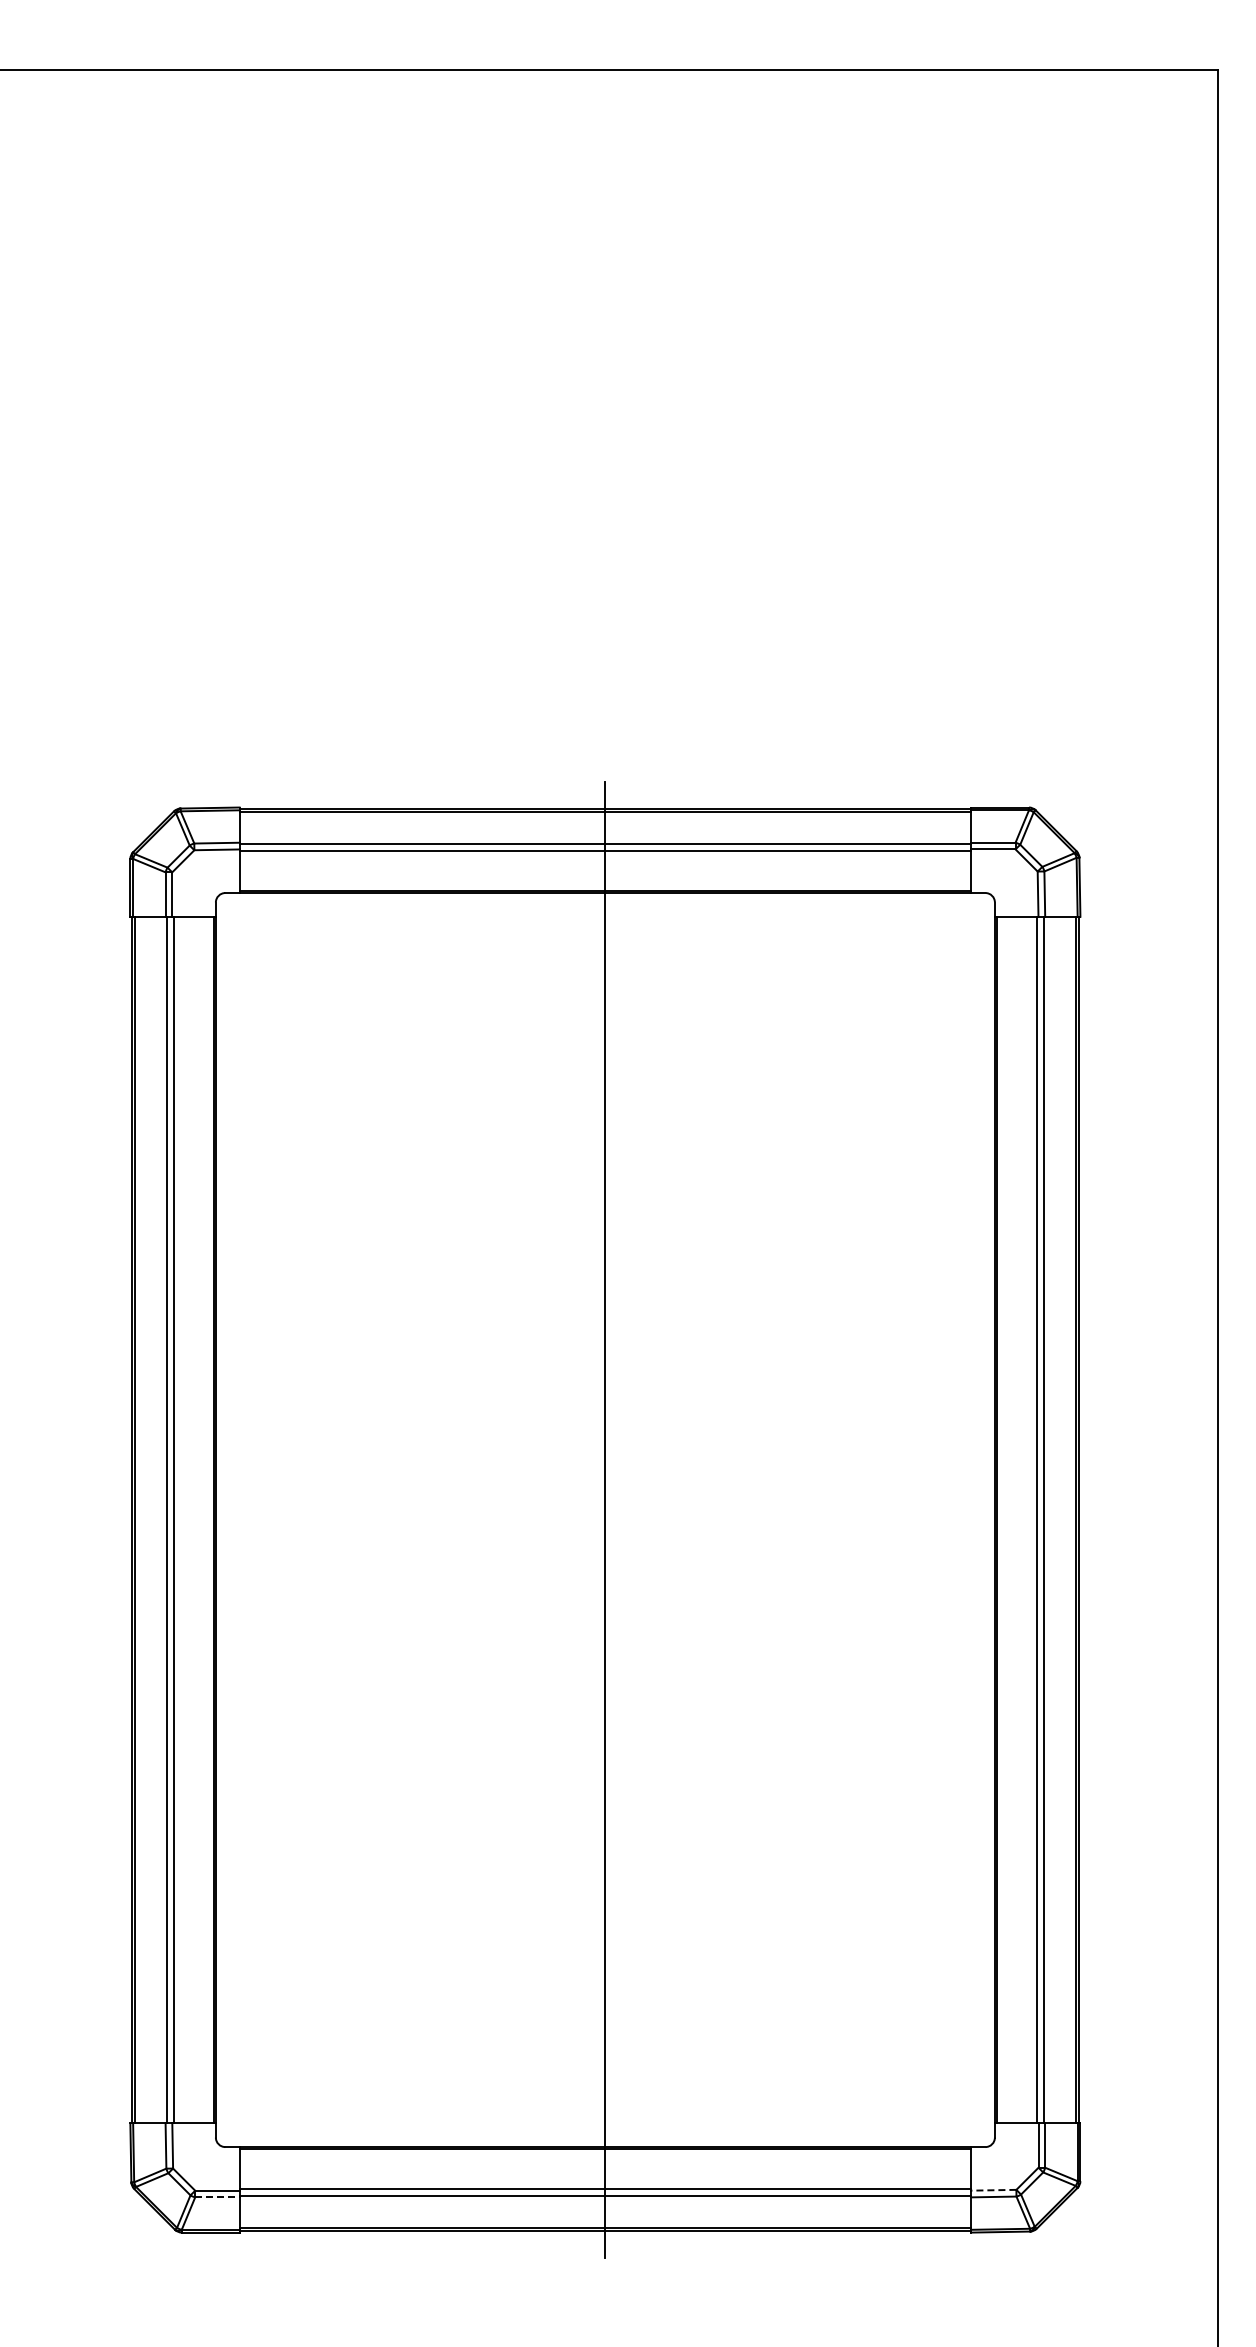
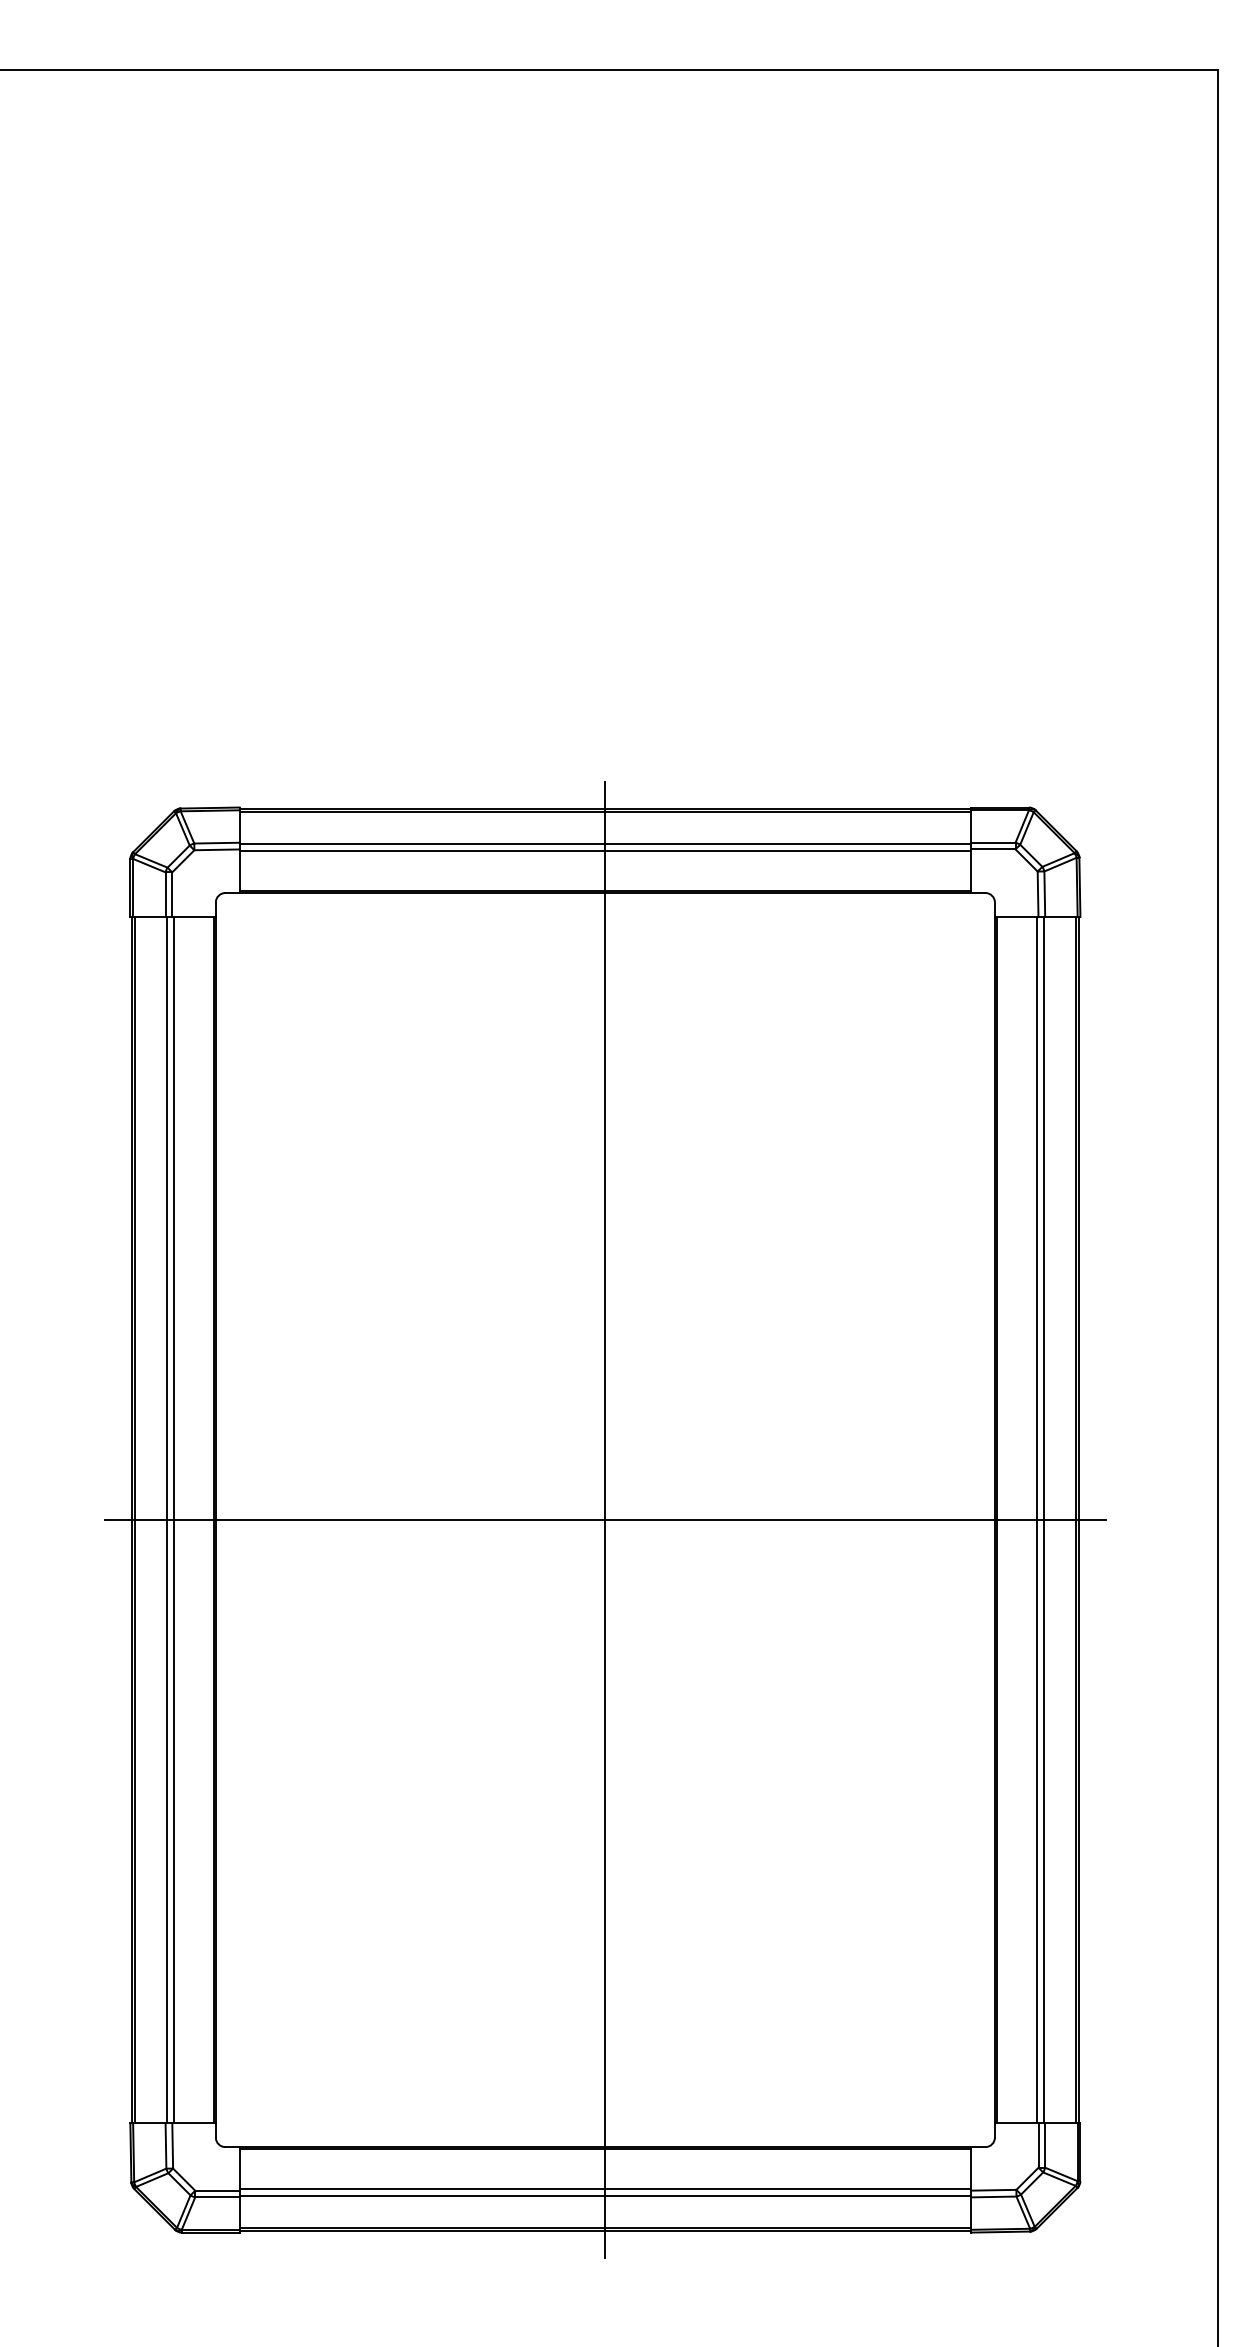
line: none -> present (604, 1520)
line: dashed -> solid (993, 2190)
line: dashed -> solid (217, 2197)
